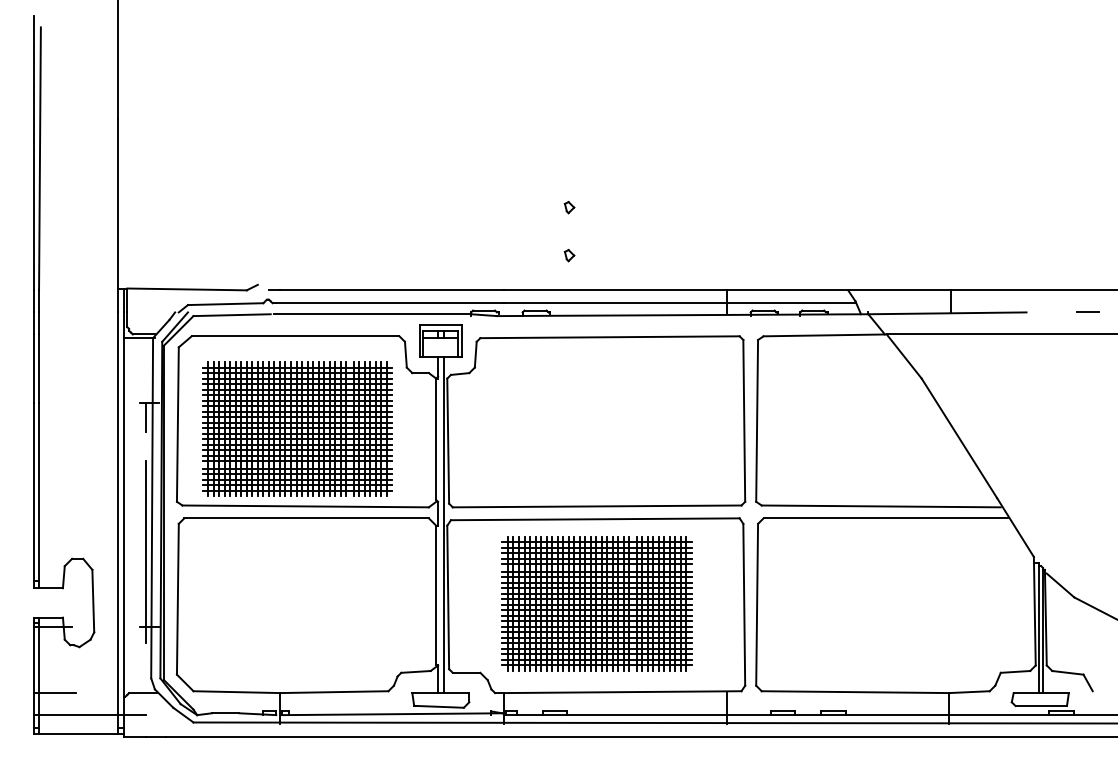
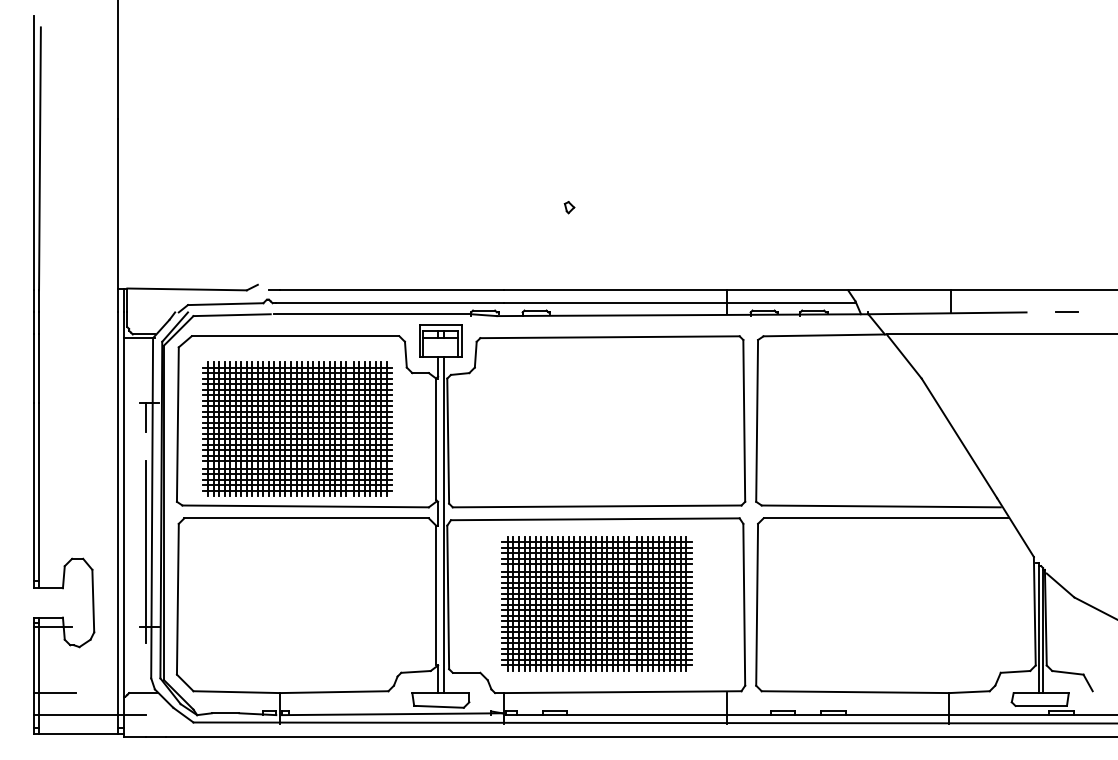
part: present -> none (569, 255)
line position: (1087, 311) -> (1066, 311) (1066, 311)
